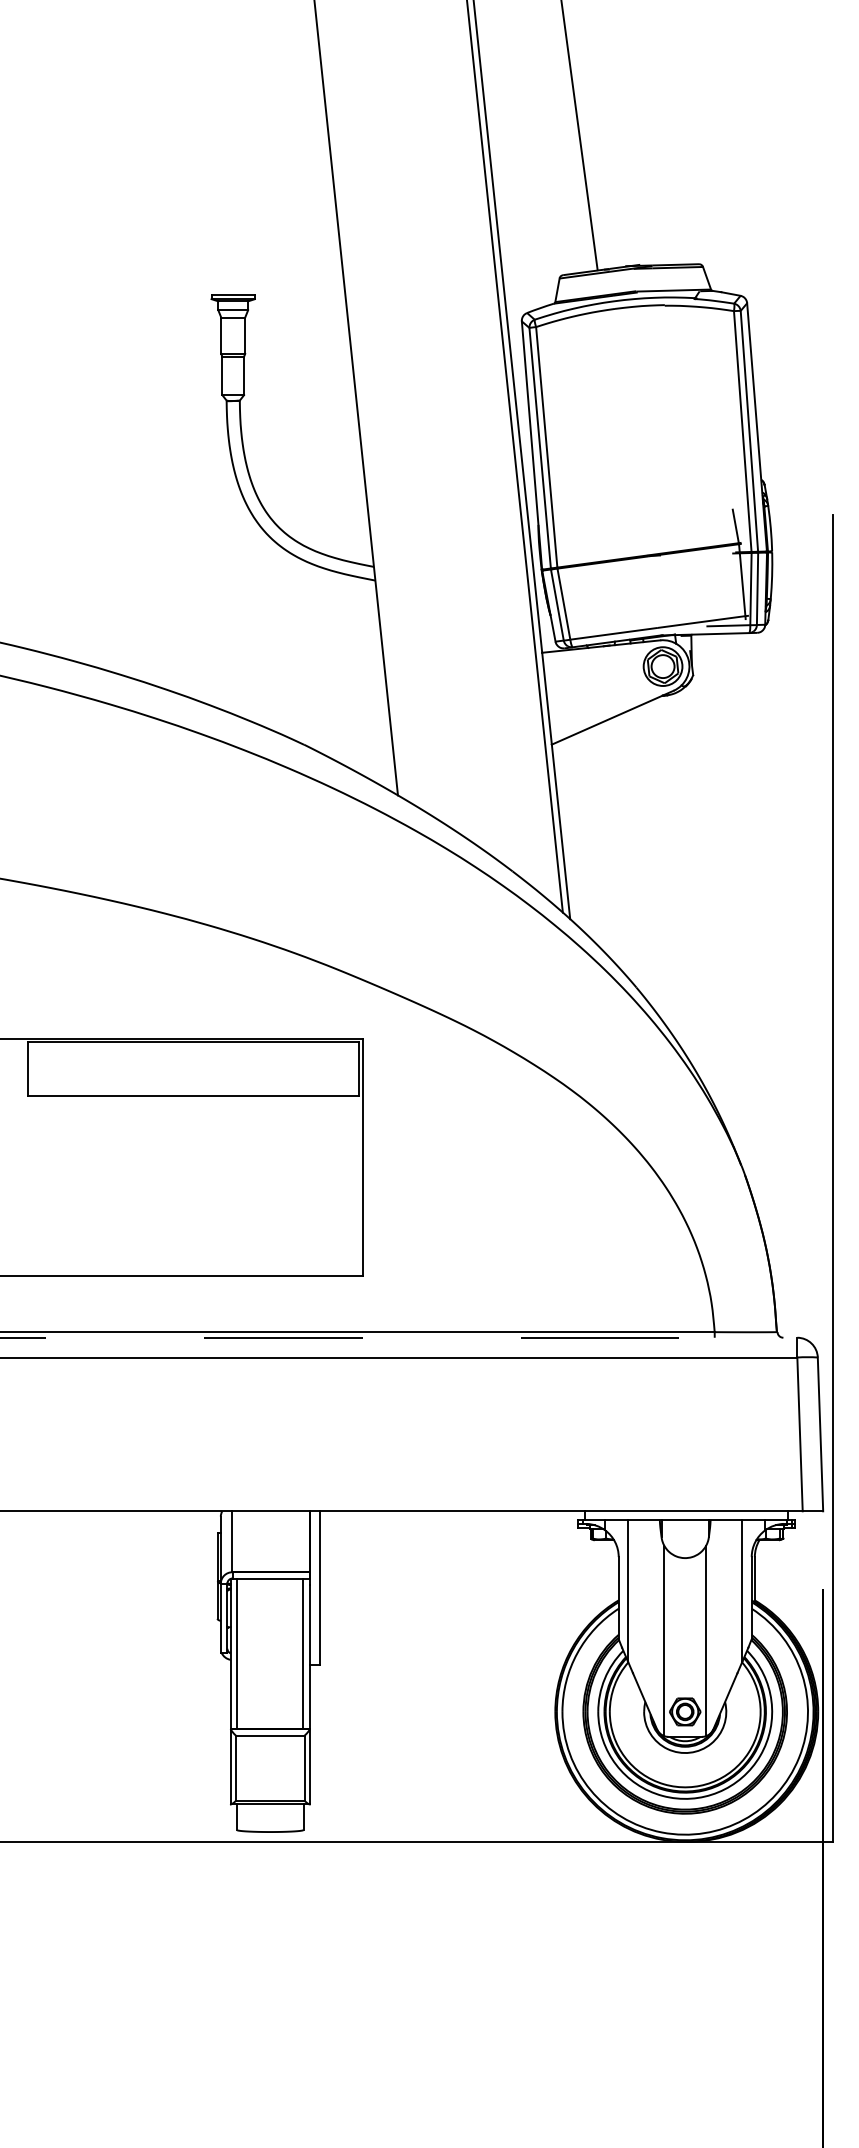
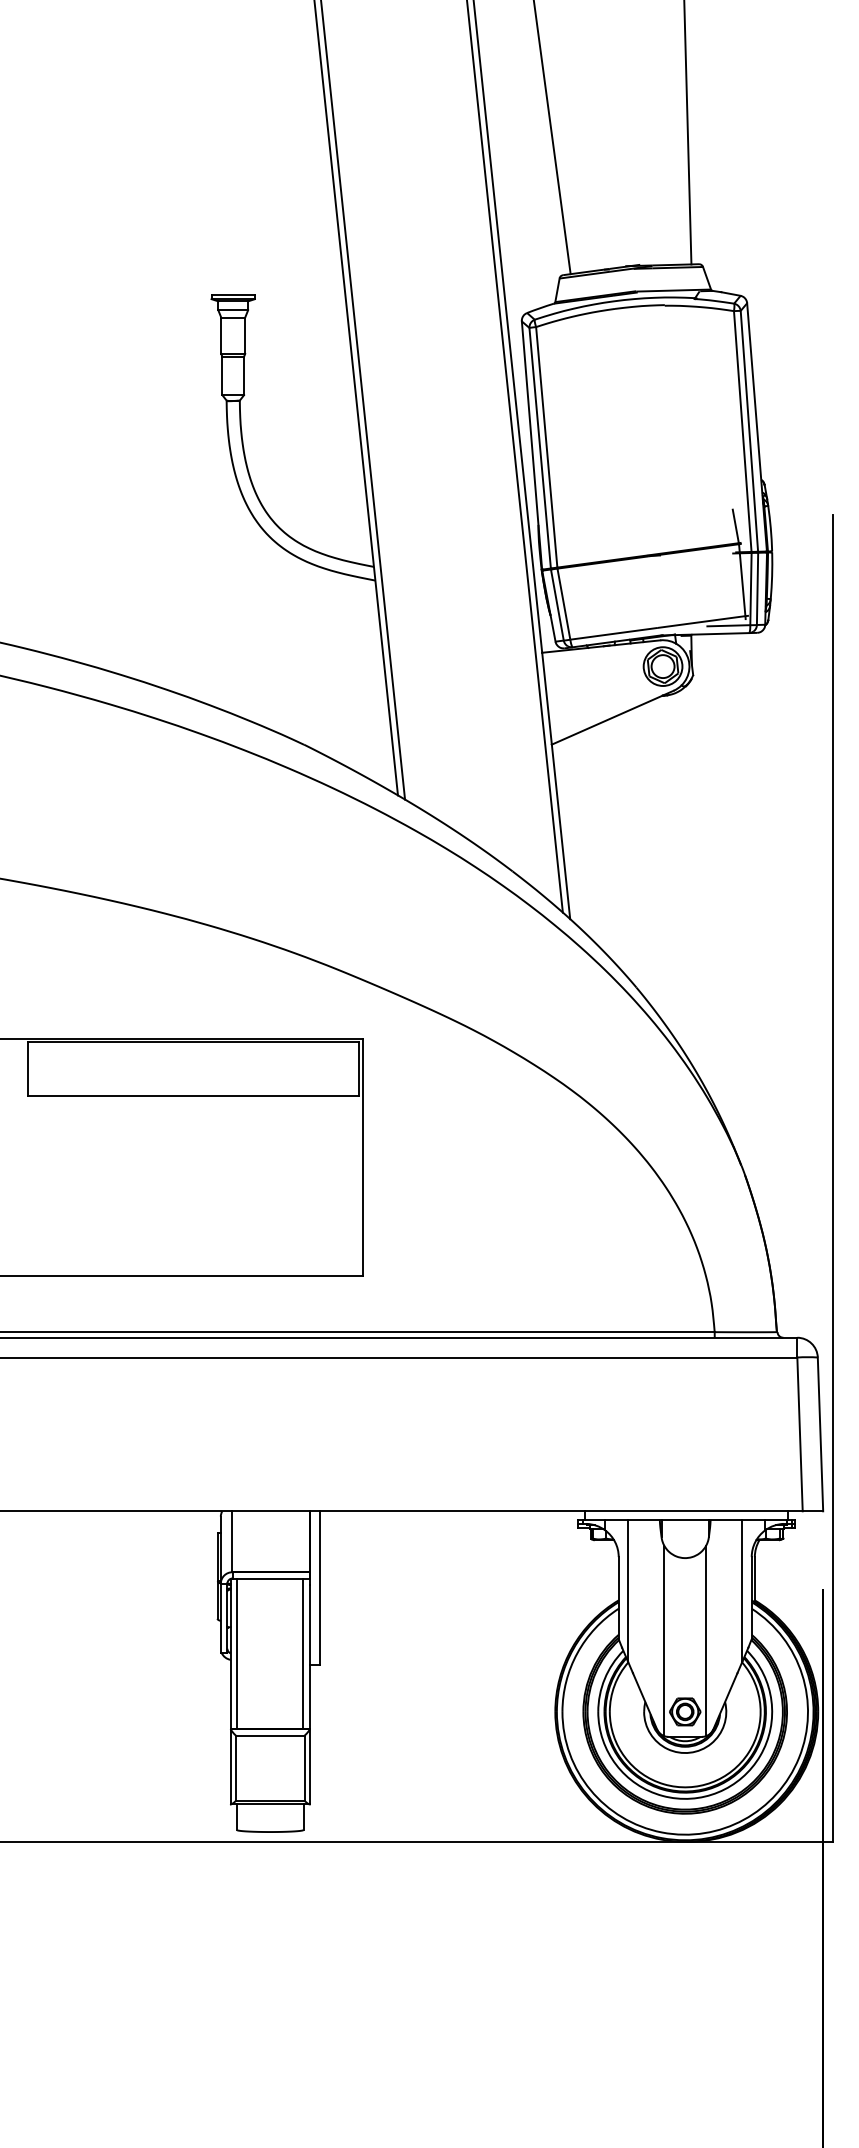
line: none -> present (687, 133)
line position: (579, 136) -> (552, 138) (552, 138)
line: none -> present (363, 400)
line: dashed -> solid (399, 1337)
